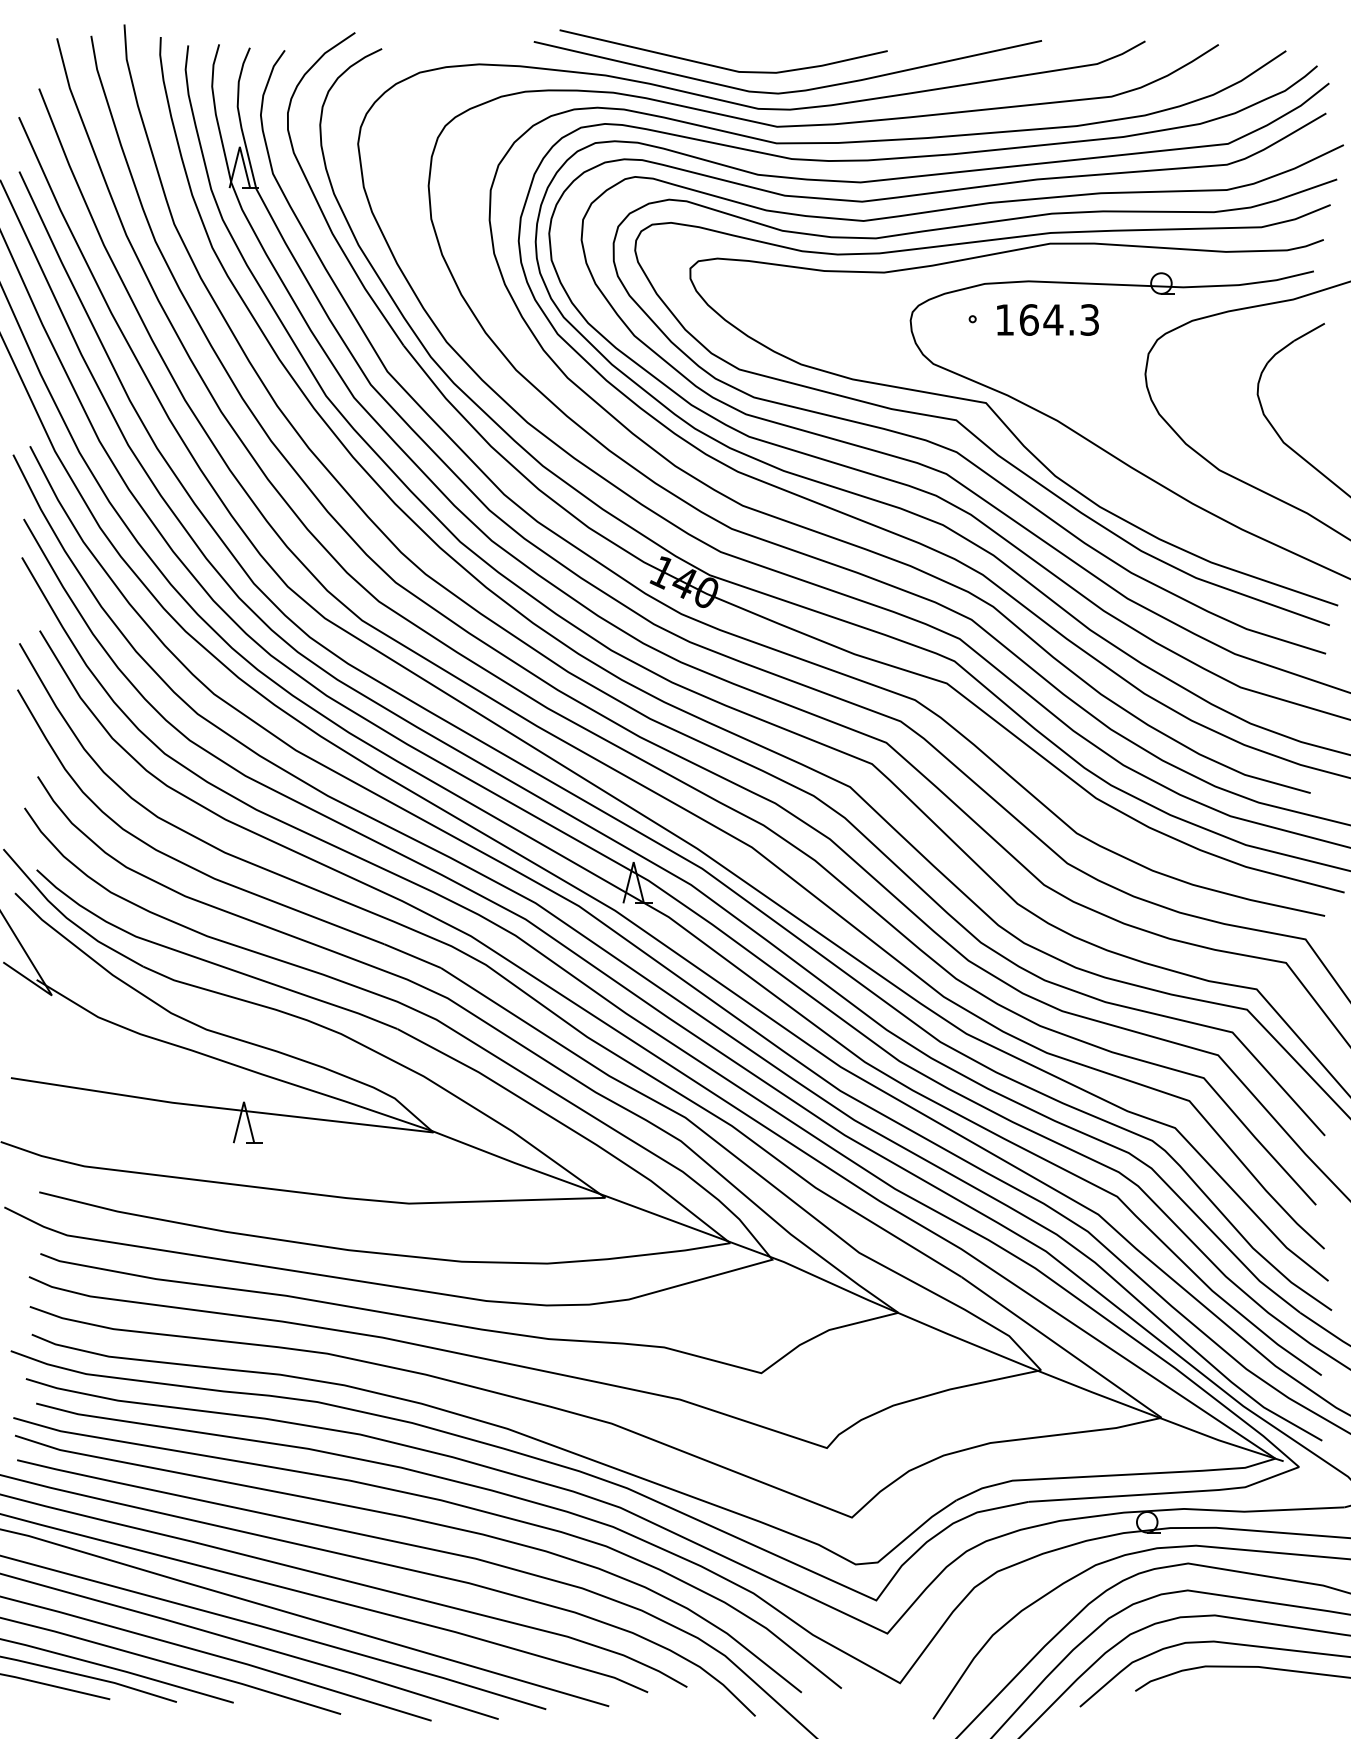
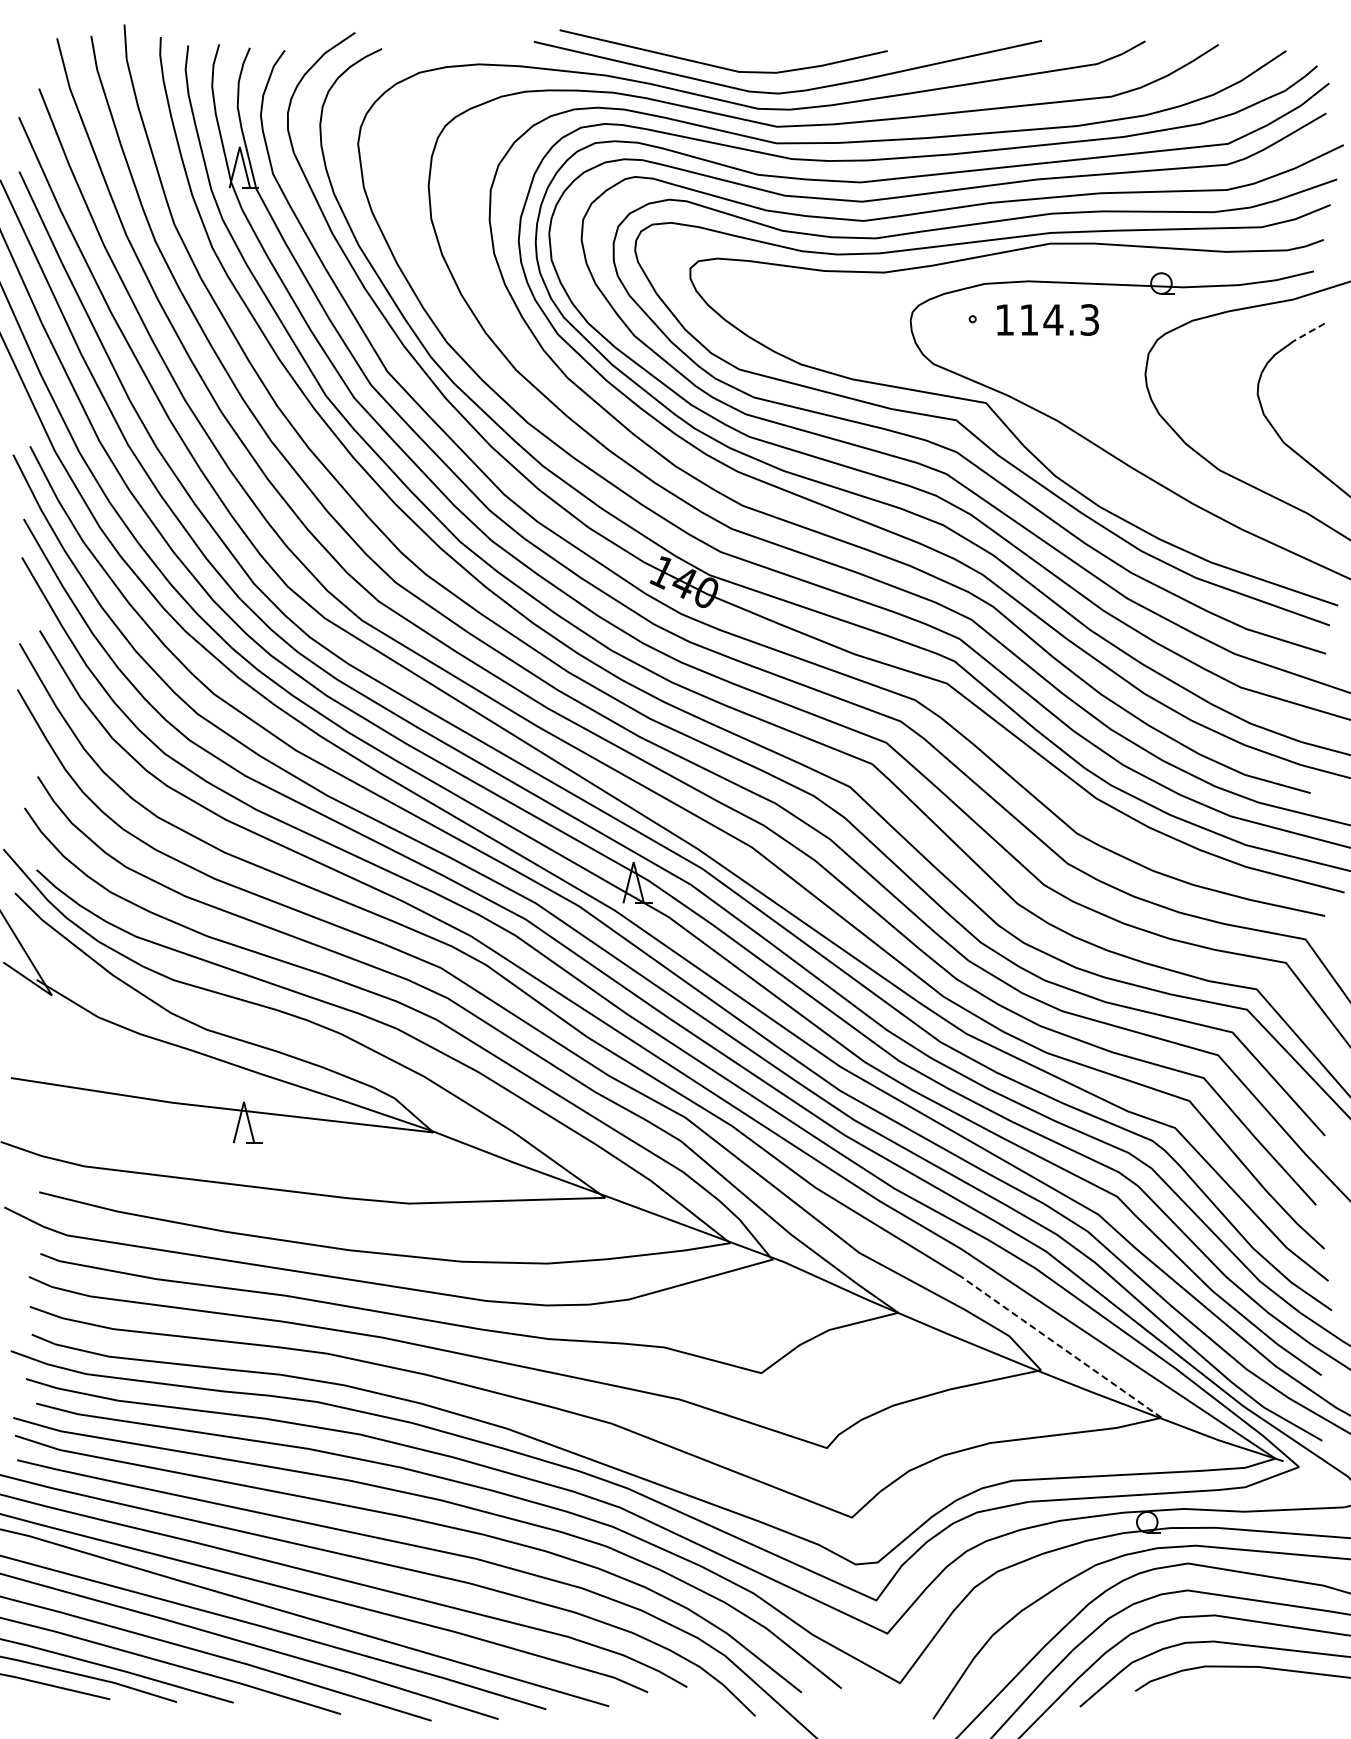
text: 164.3 -> 114.3 (1028, 319)
line: solid -> dashed (1309, 332)
line: solid -> dashed (1061, 1347)
